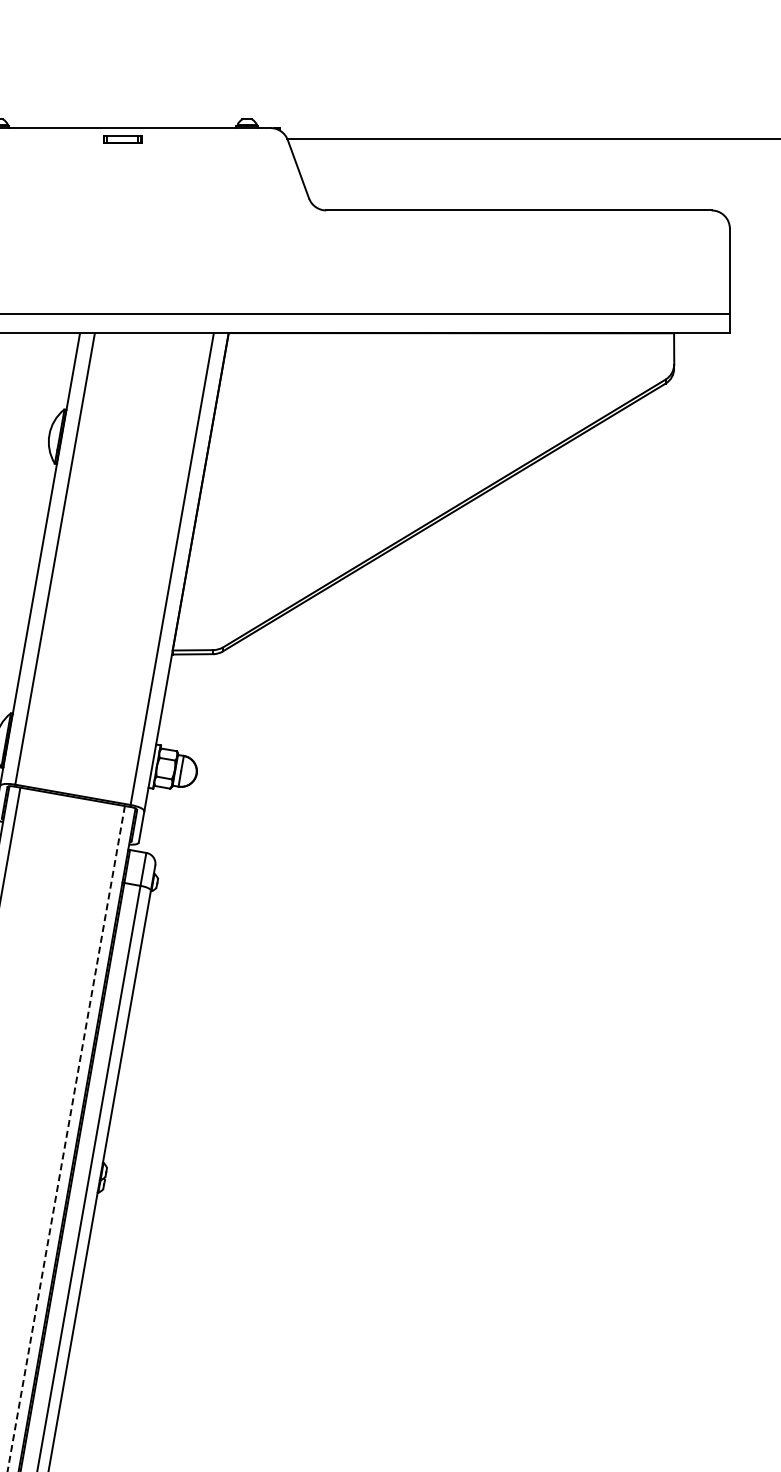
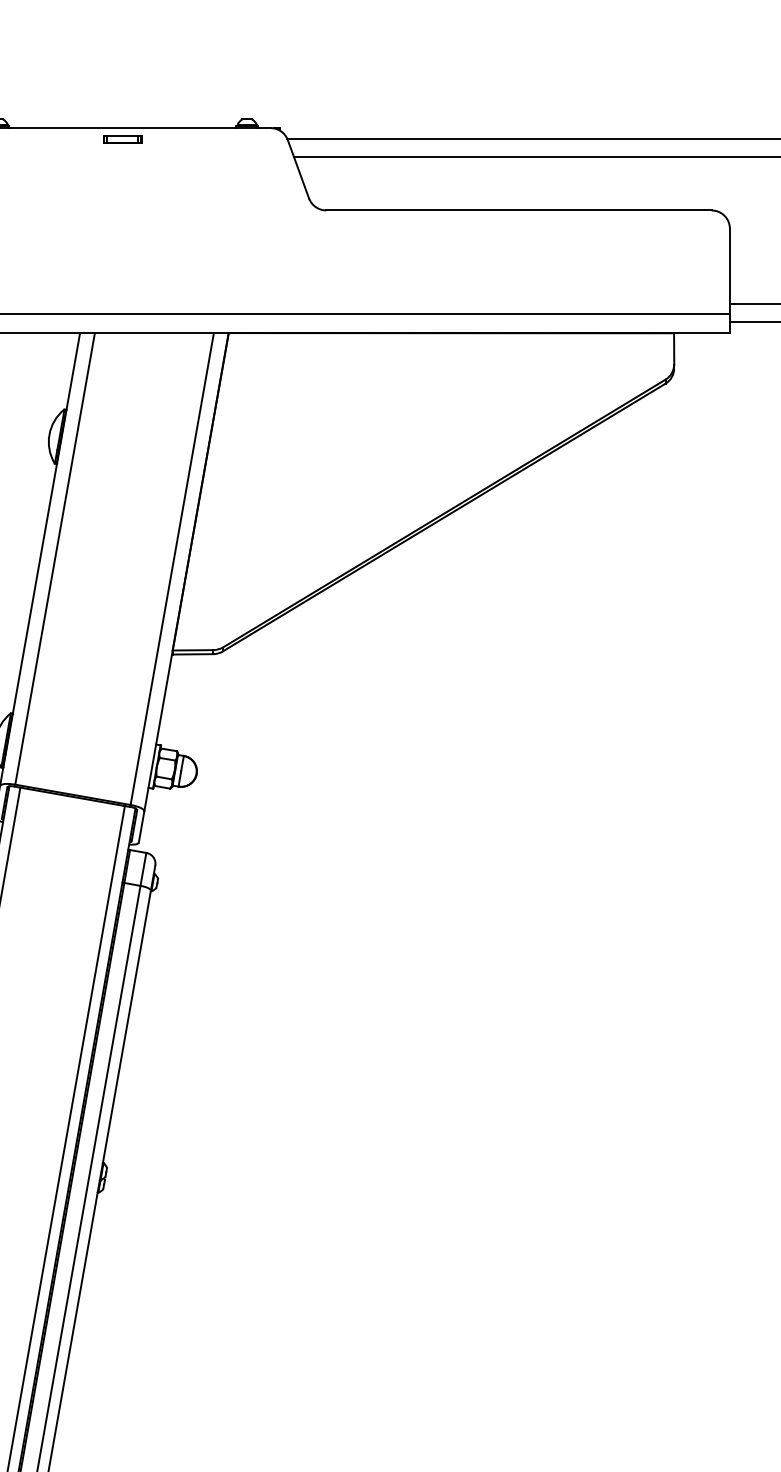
line: none -> present (535, 157)
line: none -> present (753, 303)
line: none -> present (753, 322)
line: dashed -> solid (66, 1138)
